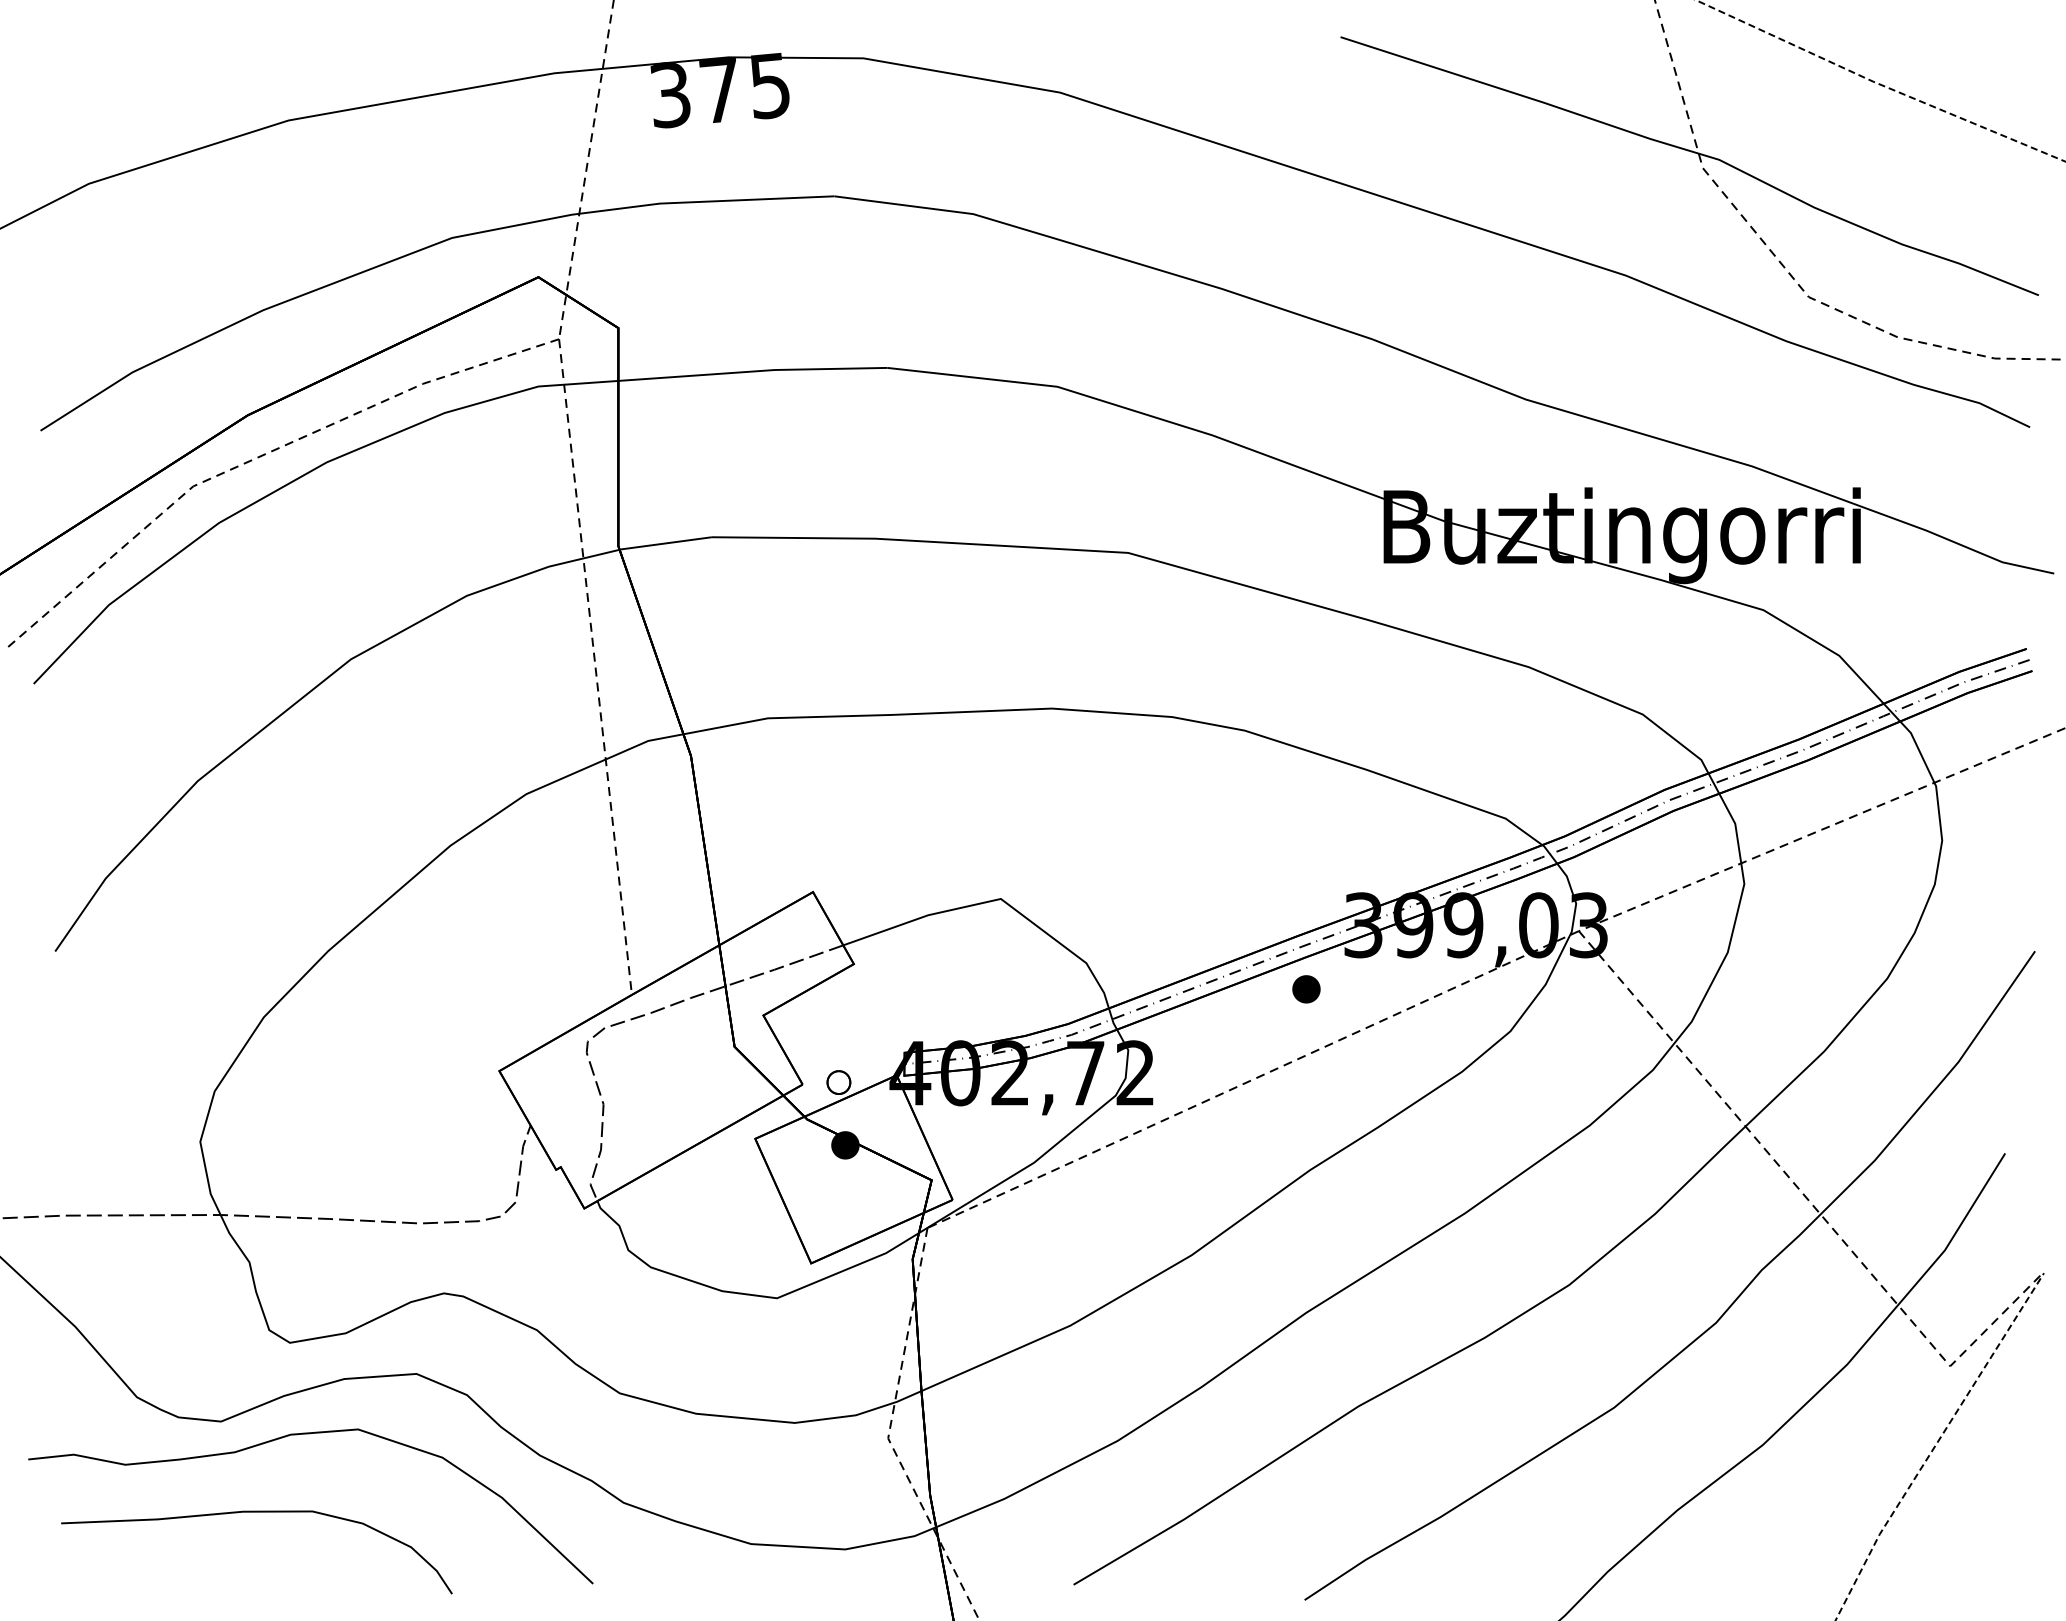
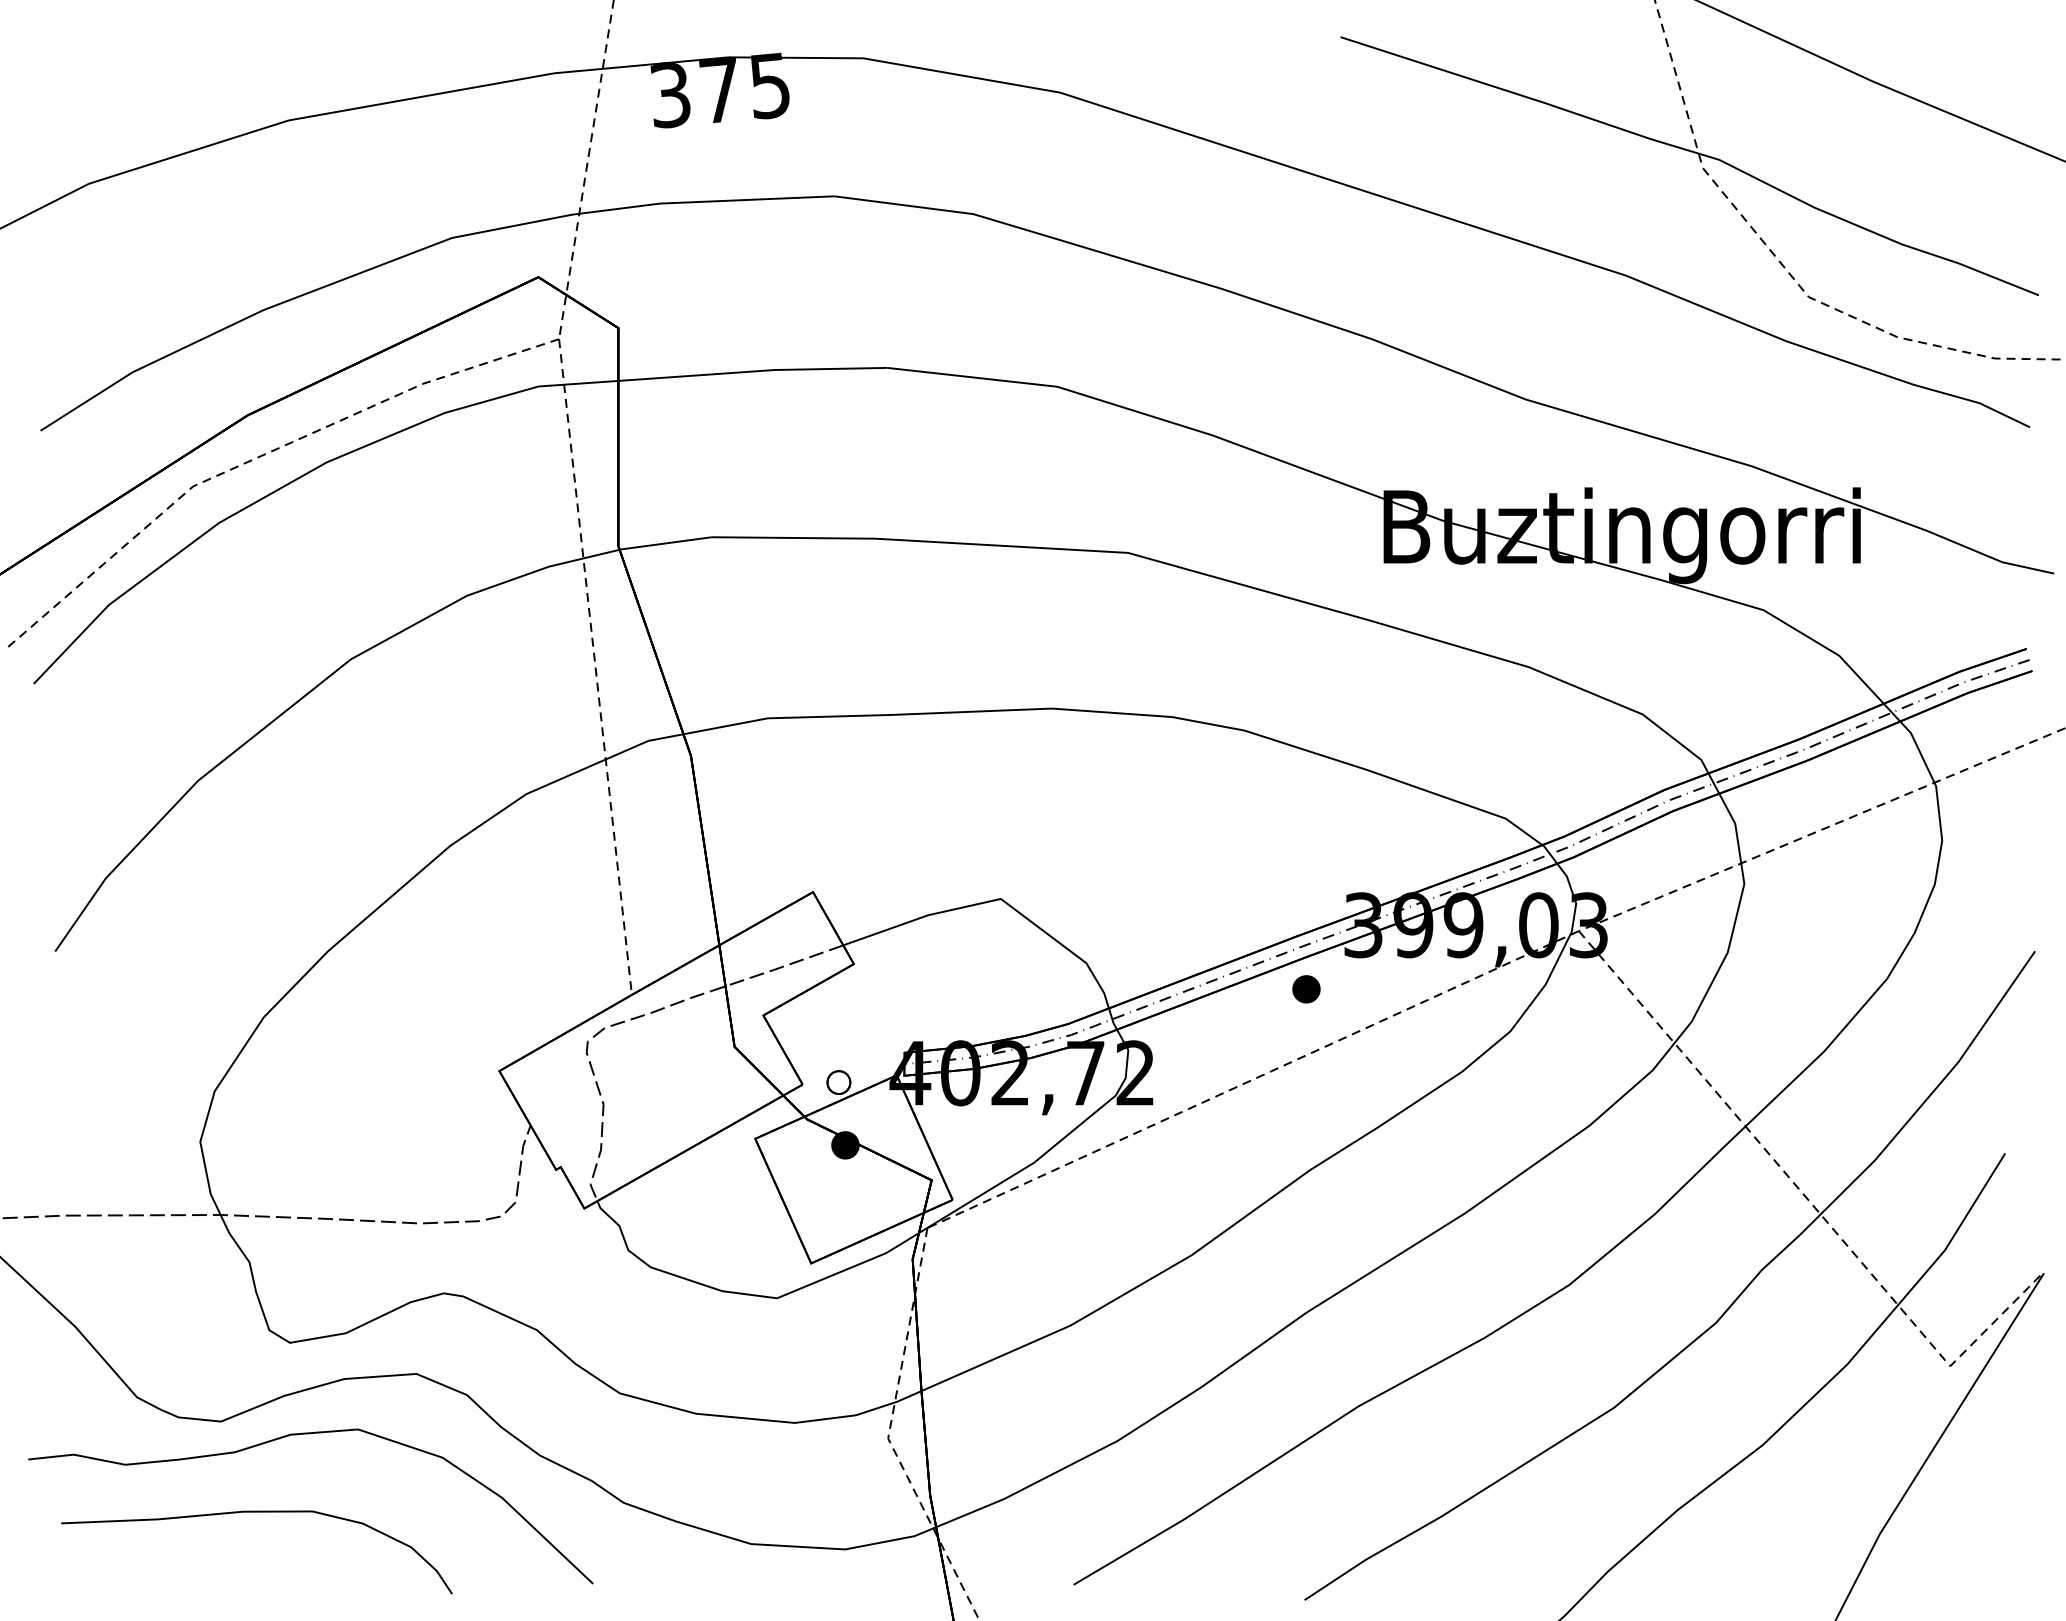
line: dashed -> solid (1878, 83)
line: dashed -> solid (1936, 1444)
